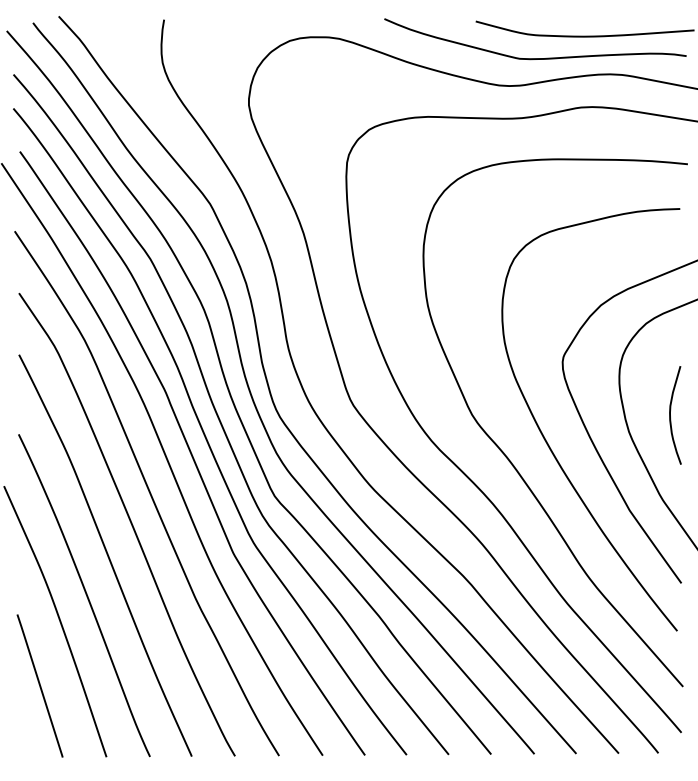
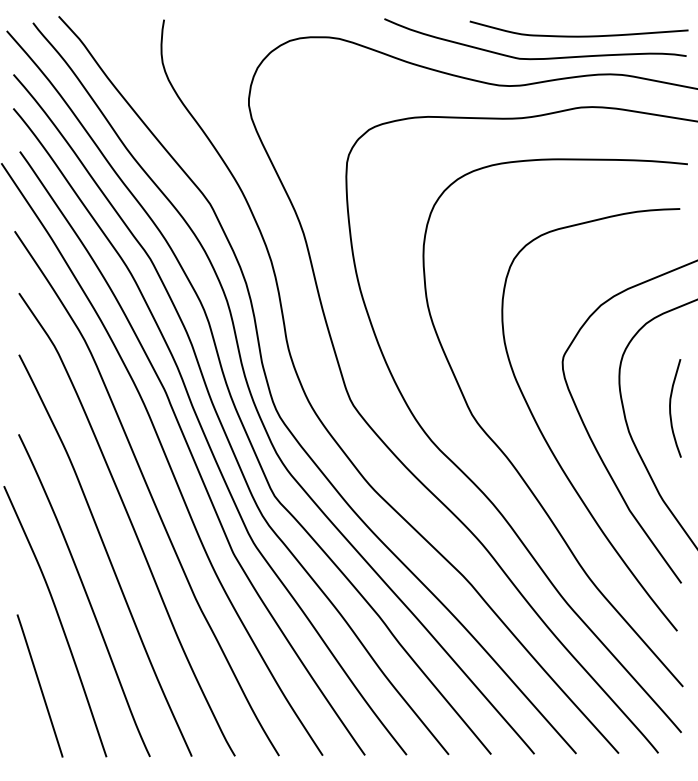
curve position: (584, 35) -> (578, 35) (578, 35)
curve position: (670, 415) -> (670, 408) (670, 408)
